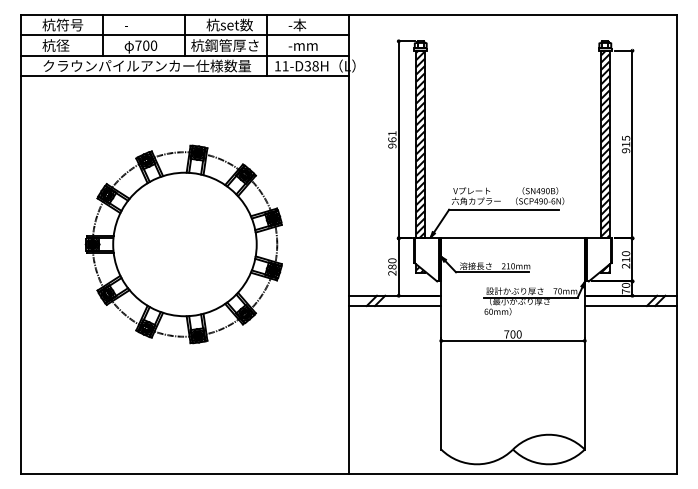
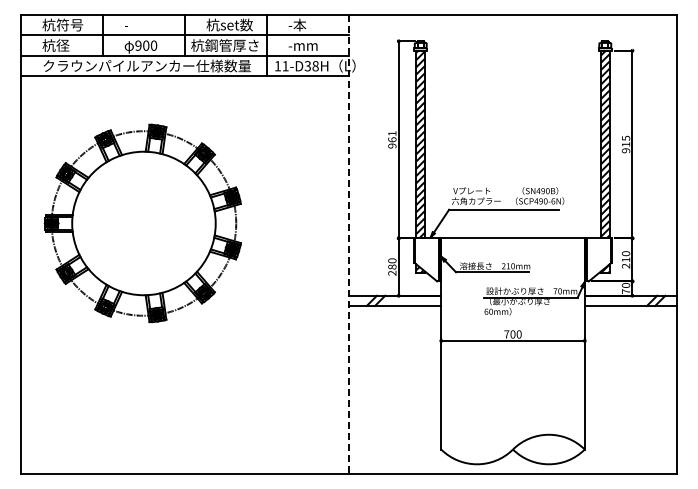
text: 700 -> 900 (138, 45)
part position: (183, 244) -> (142, 223) (142, 223)
line: solid -> dashed (348, 244)
